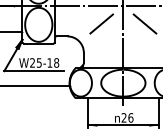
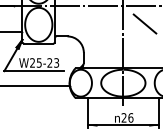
line: present -> none (101, 23)
text: W25-18 -> W25-23 (53, 62)
